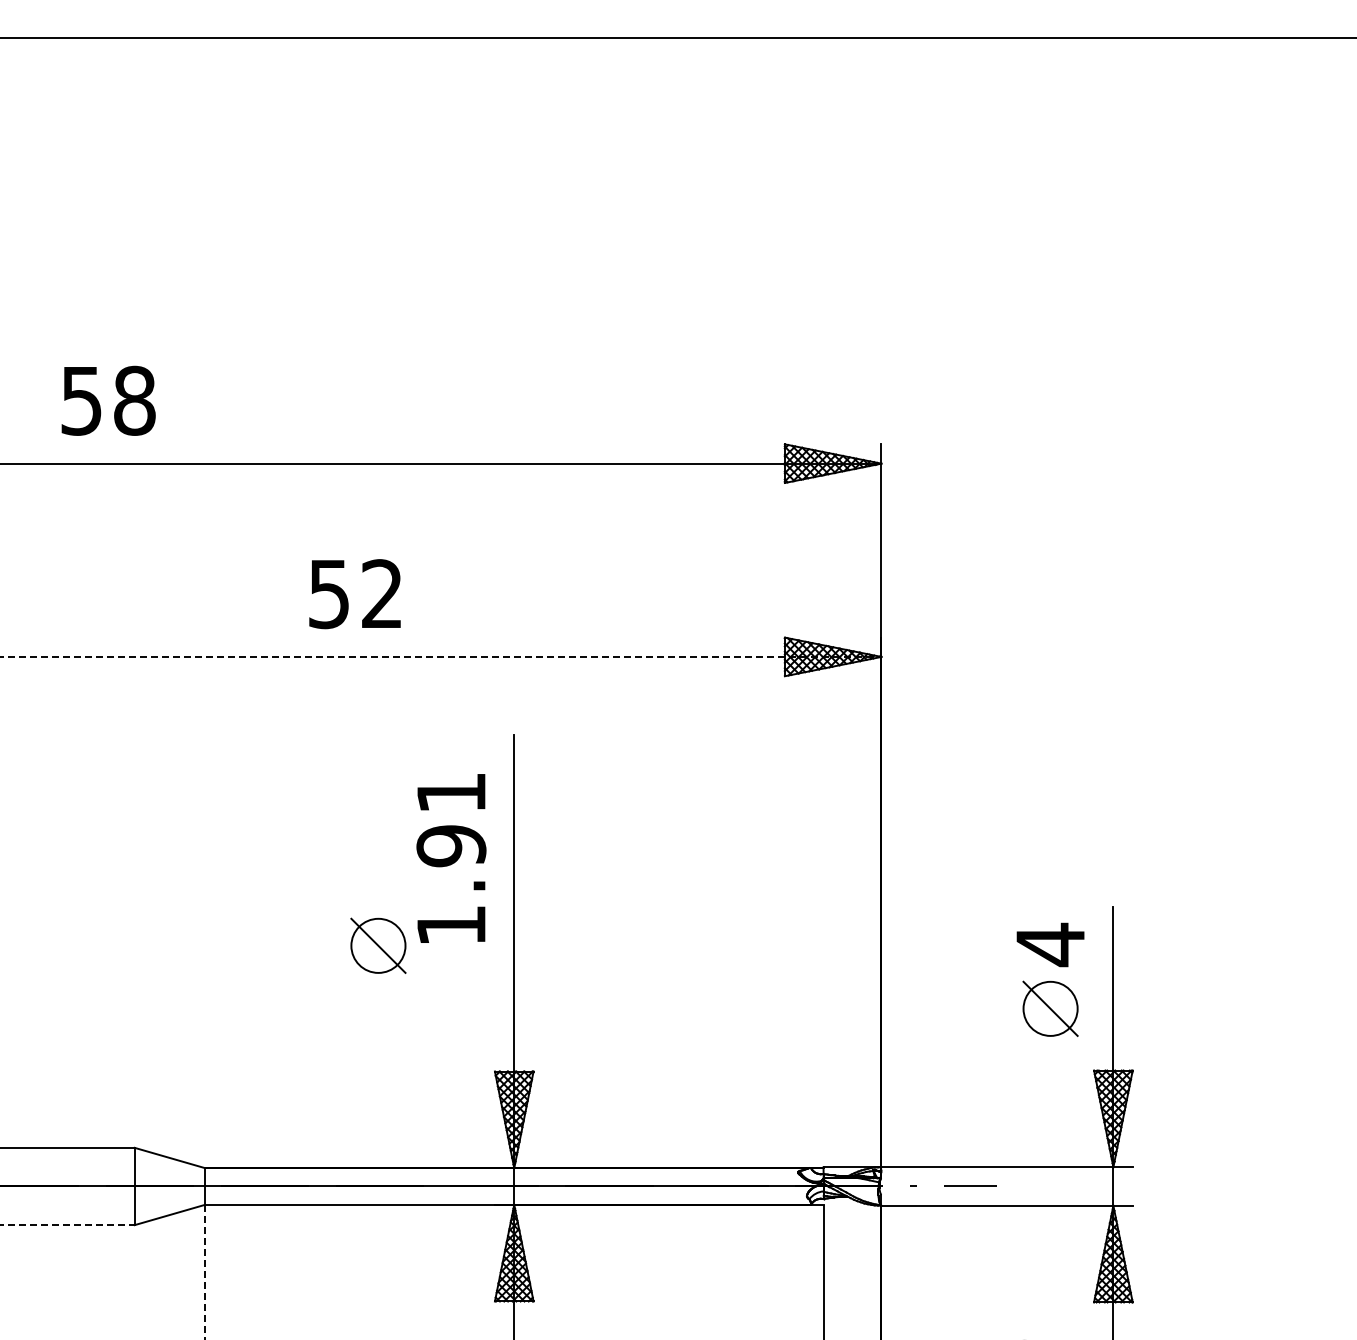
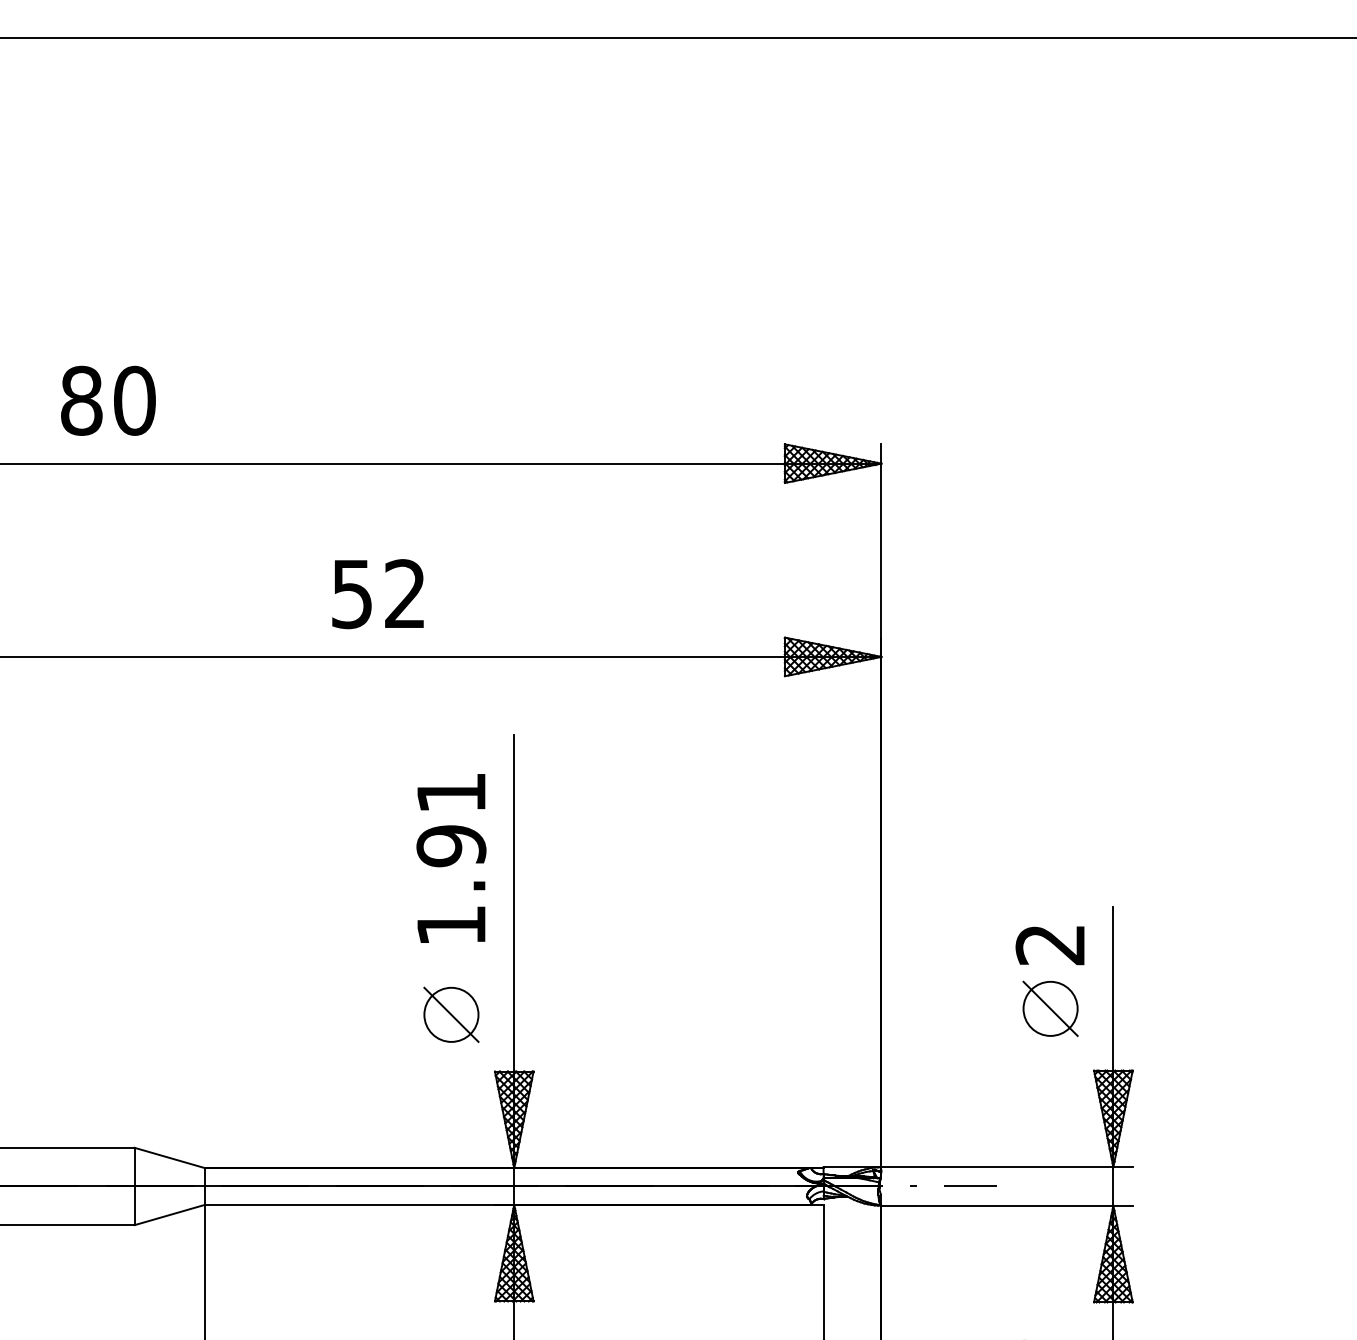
text: 58 -> 80 (108, 400)
text position: (354, 594) -> (377, 594) (377, 594)
line: dashed -> solid (440, 656)
text: 4 -> 2 (1049, 944)
part position: (378, 945) -> (451, 1014) (451, 1014)
line: dashed -> solid (67, 1225)
line: dashed -> solid (205, 1272)
